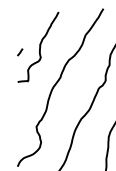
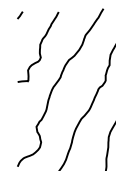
line position: (20, 52) -> (20, 15) (20, 15)
